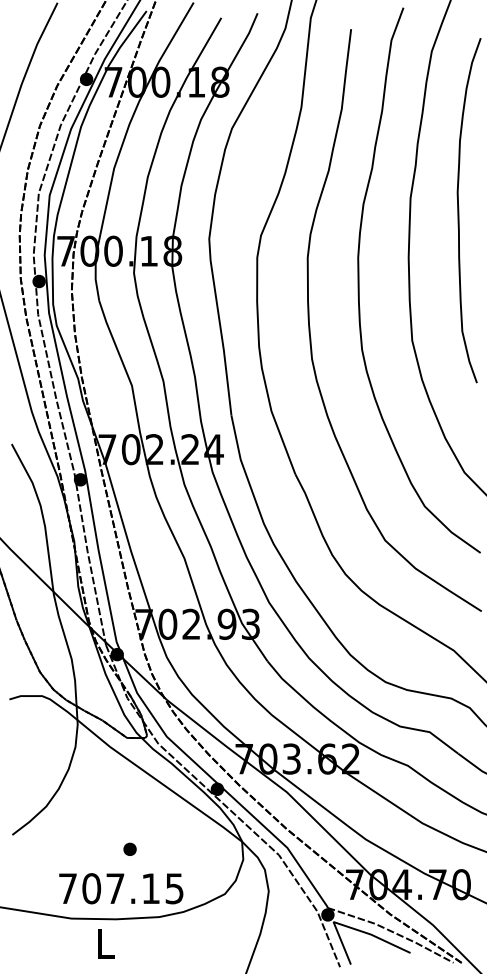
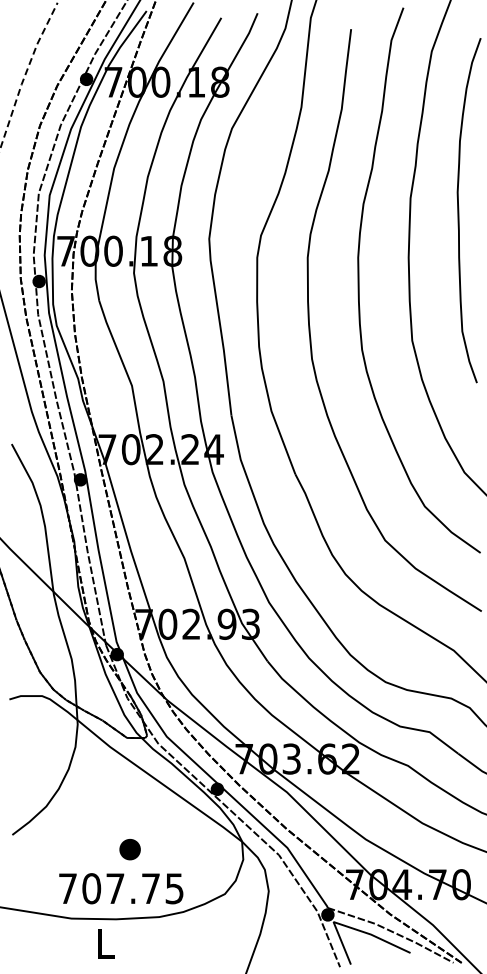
line: solid -> dashed (25, 73)
part size: 14x14 px -> 22x22 px (129, 849)
text: 707.15 -> 707.75 (150, 888)
